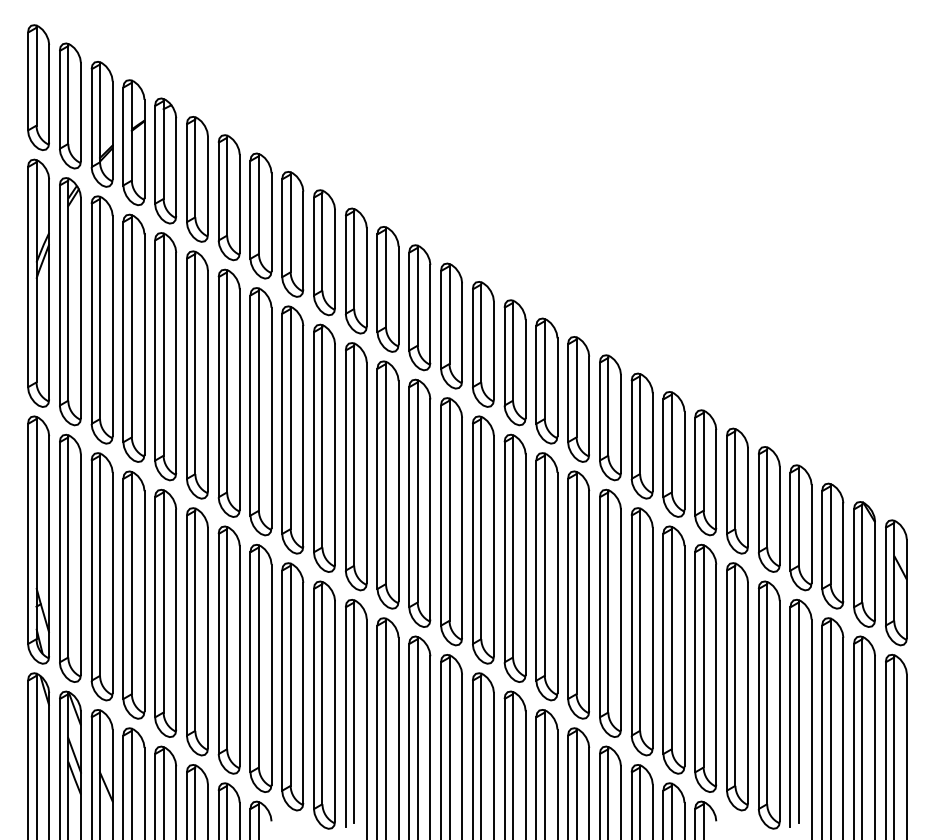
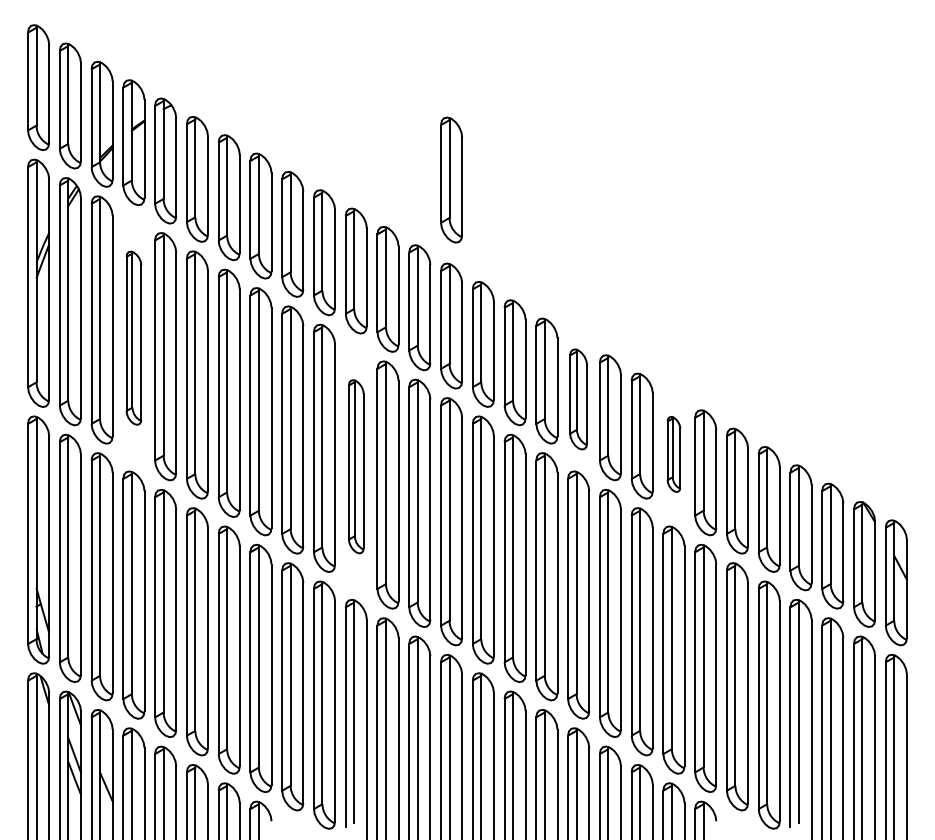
part: none -> present (451, 179)
part size: 24x250 px -> 18x176 px (133, 337)
part size: 23x127 px -> 19x103 px (578, 399)
part size: 24x127 px -> 16x77 px (673, 454)
part size: 23x250 px -> 17x176 px (356, 466)
